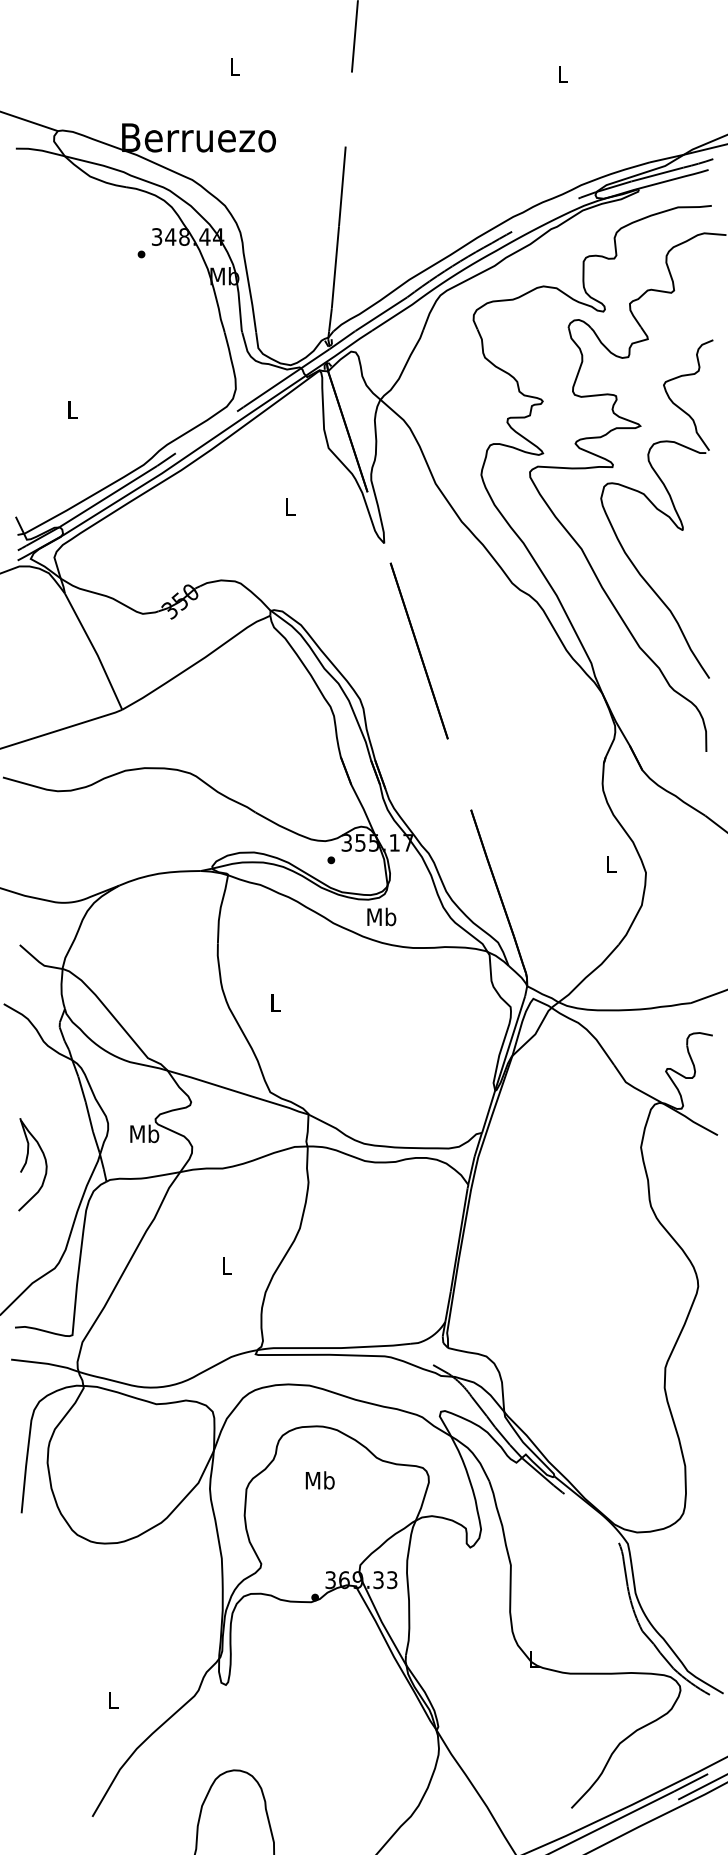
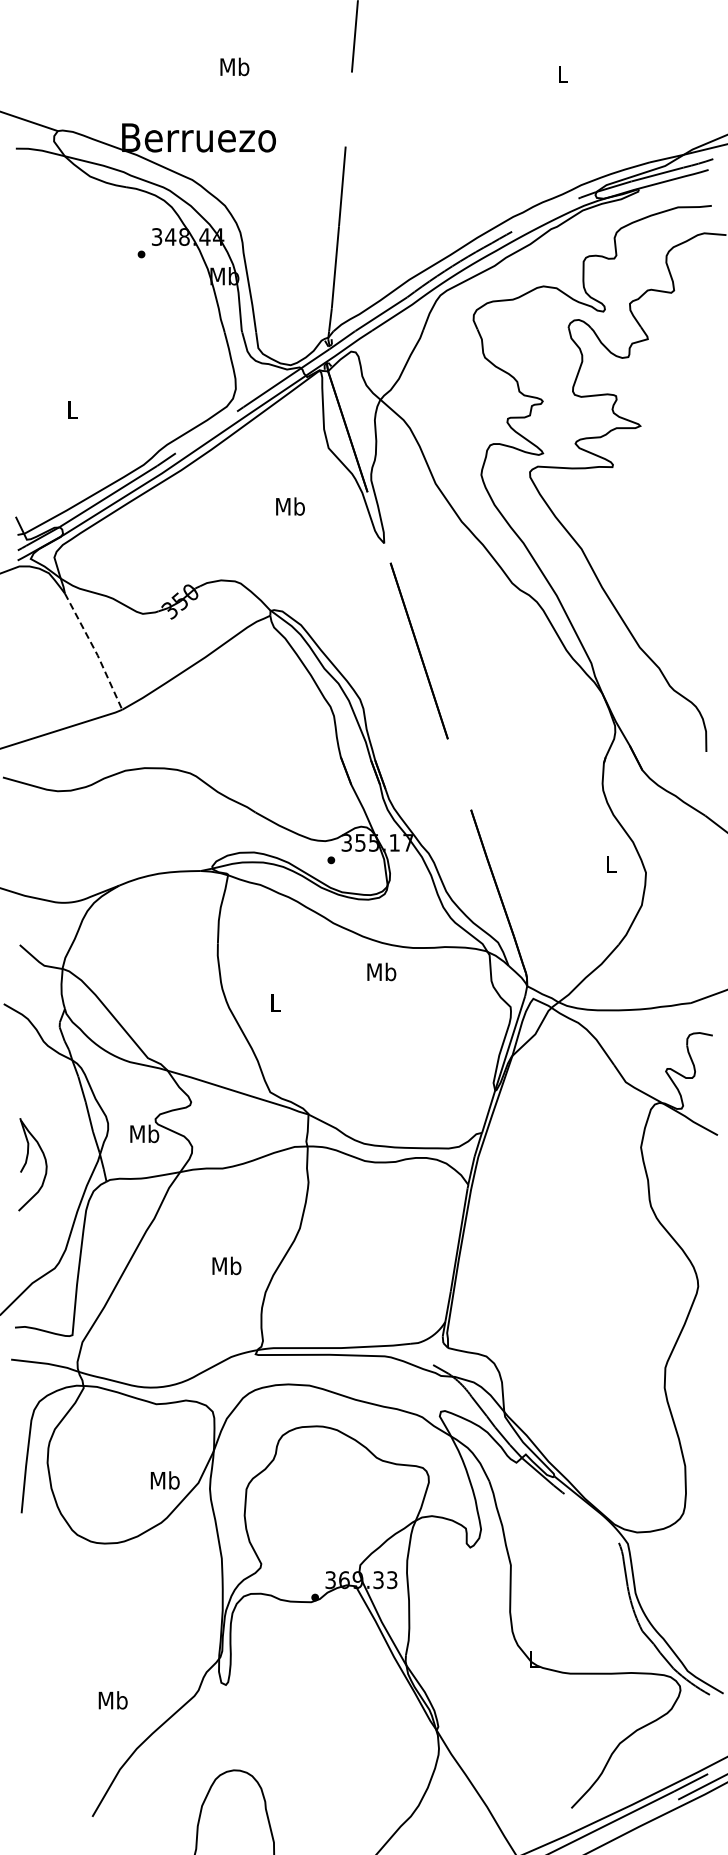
text: L -> Mb (234, 66)
text: L -> Mb (290, 506)
part: present -> none (656, 508)
line: solid -> dashed (95, 651)
text position: (381, 916) -> (381, 971) (381, 971)
text: L -> Mb (226, 1265)
text position: (319, 1480) -> (164, 1480) (164, 1480)
text: L -> Mb (112, 1700)
